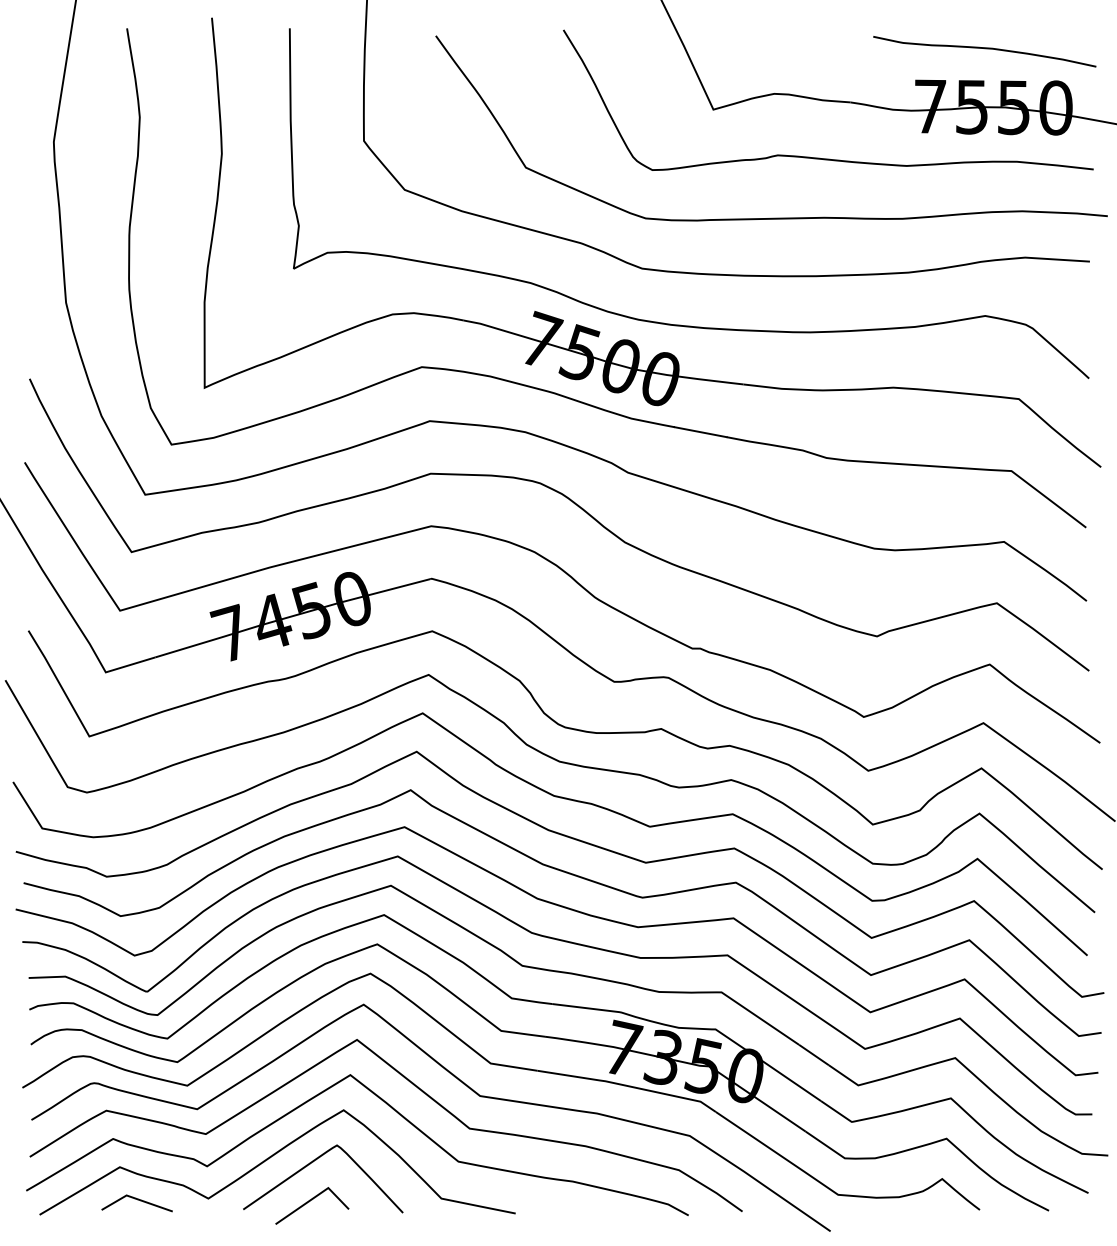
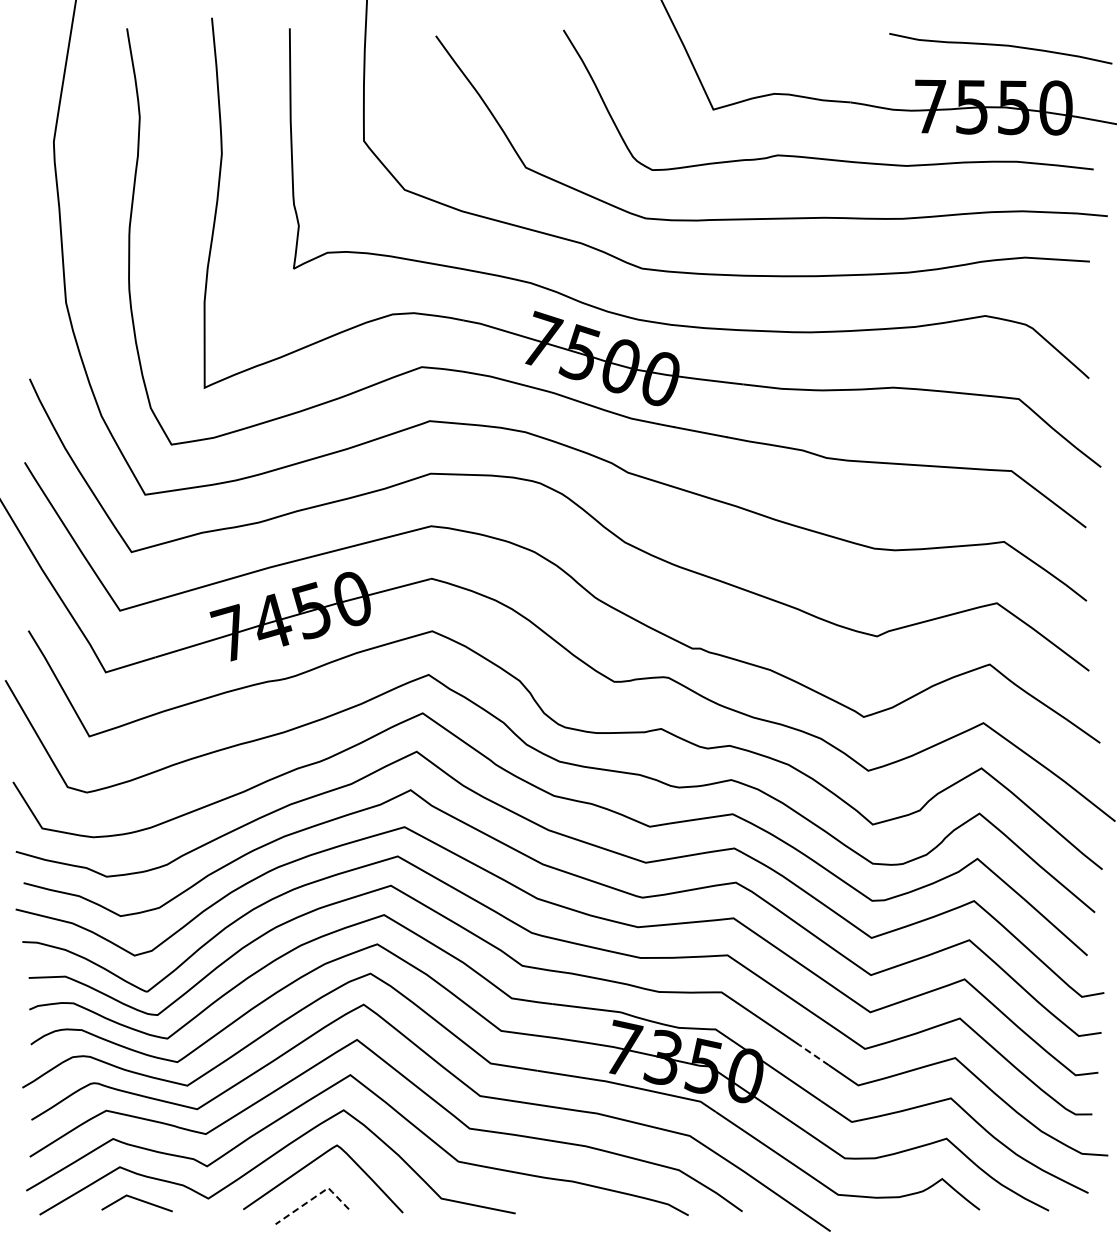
curve position: (984, 49) -> (1000, 46) (1000, 46)
line: solid -> dashed (812, 1054)
line: solid -> dashed (315, 1196)
